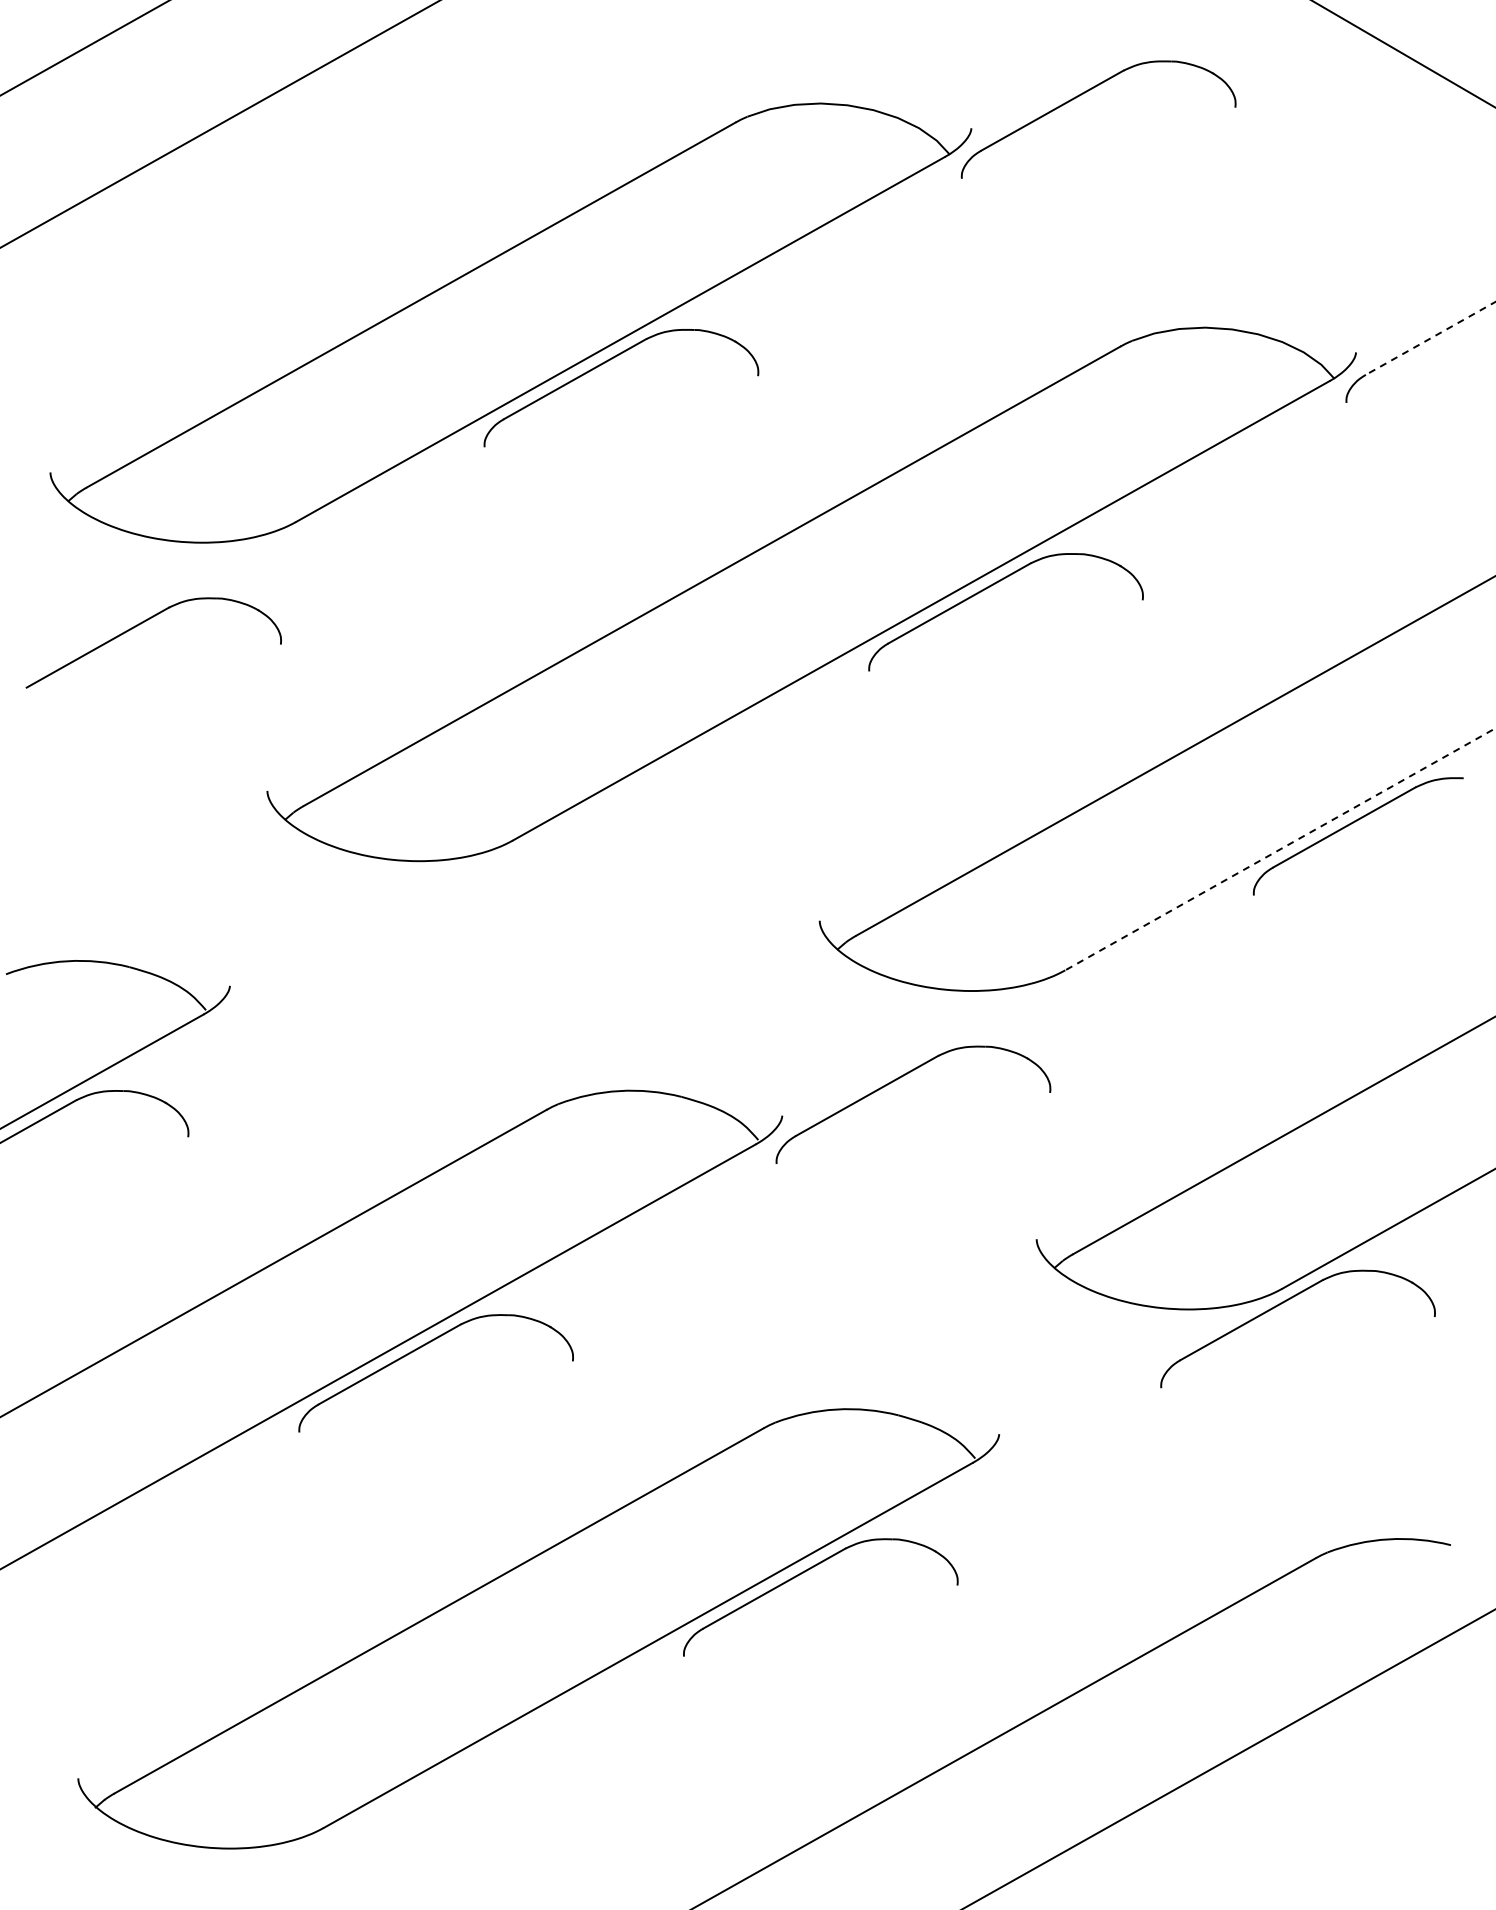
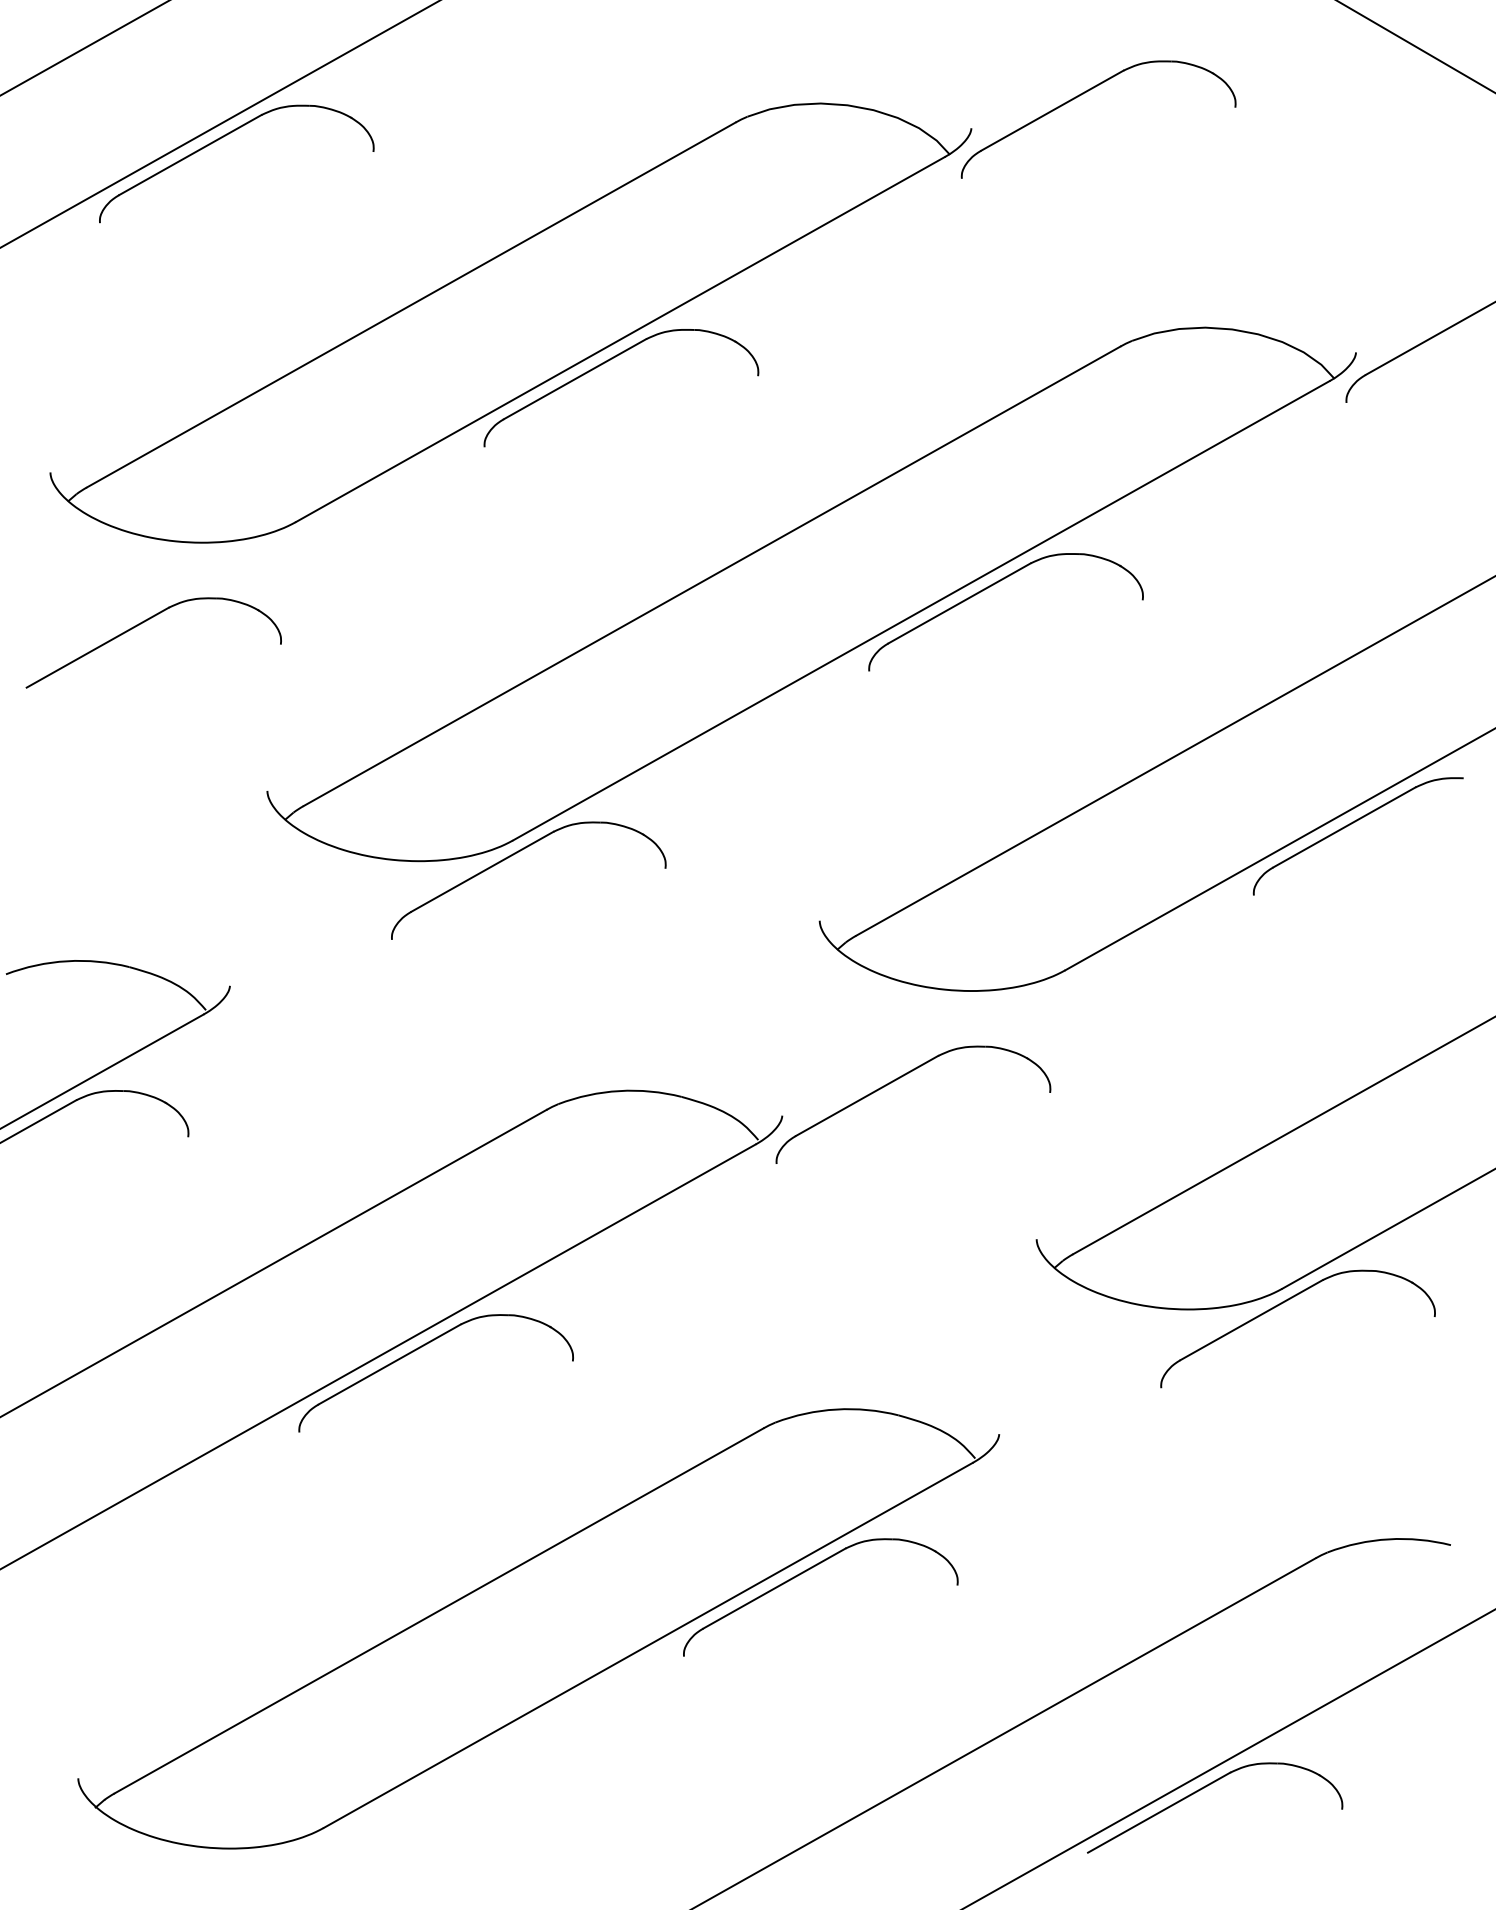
line position: (1403, 53) -> (1415, 46) (1415, 46)
part: none -> present (222, 138)
line: dashed -> solid (1430, 338)
line: dashed -> solid (1280, 849)
part: none -> present (515, 854)
part: none -> present (1206, 1787)
